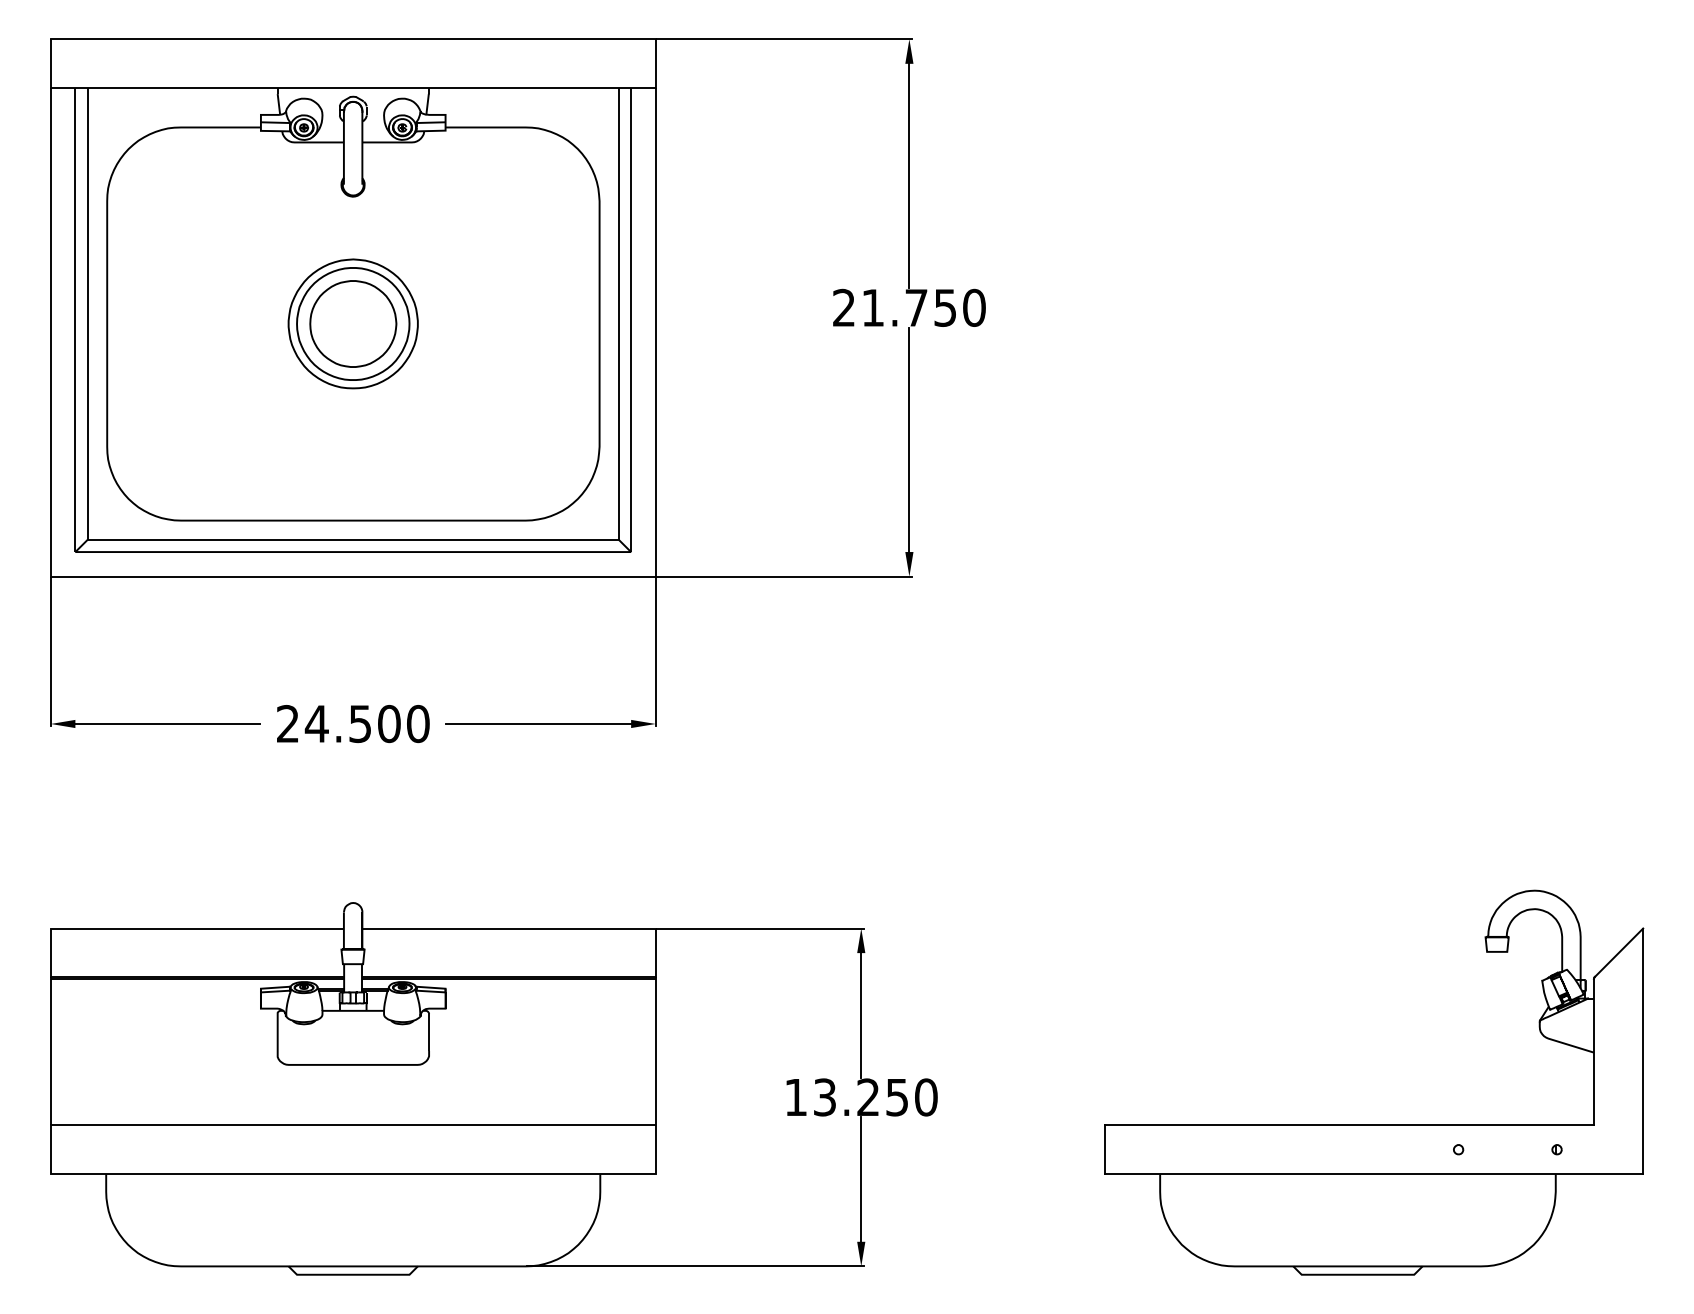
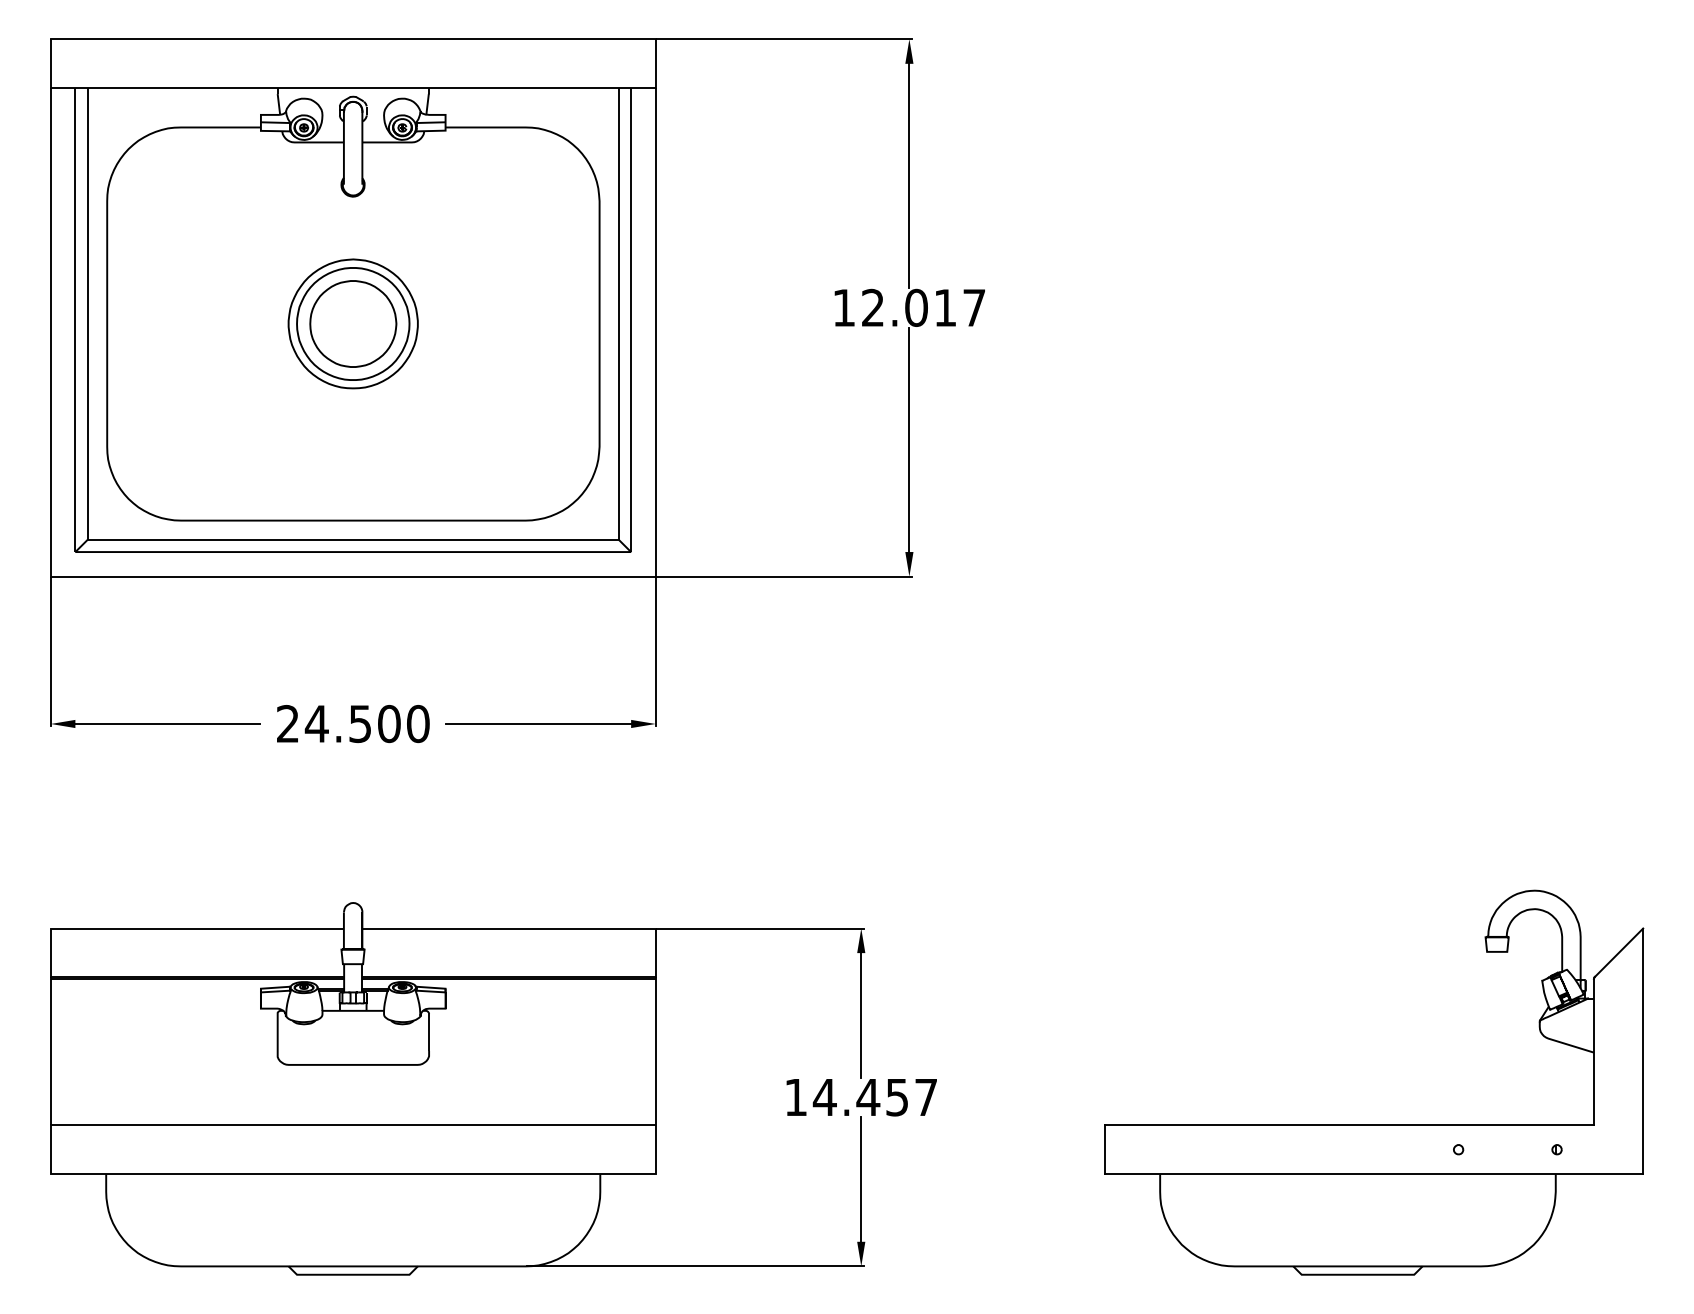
text: 21.750 -> 12.017 (909, 307)
text: 13.250 -> 14.457 (874, 1097)
